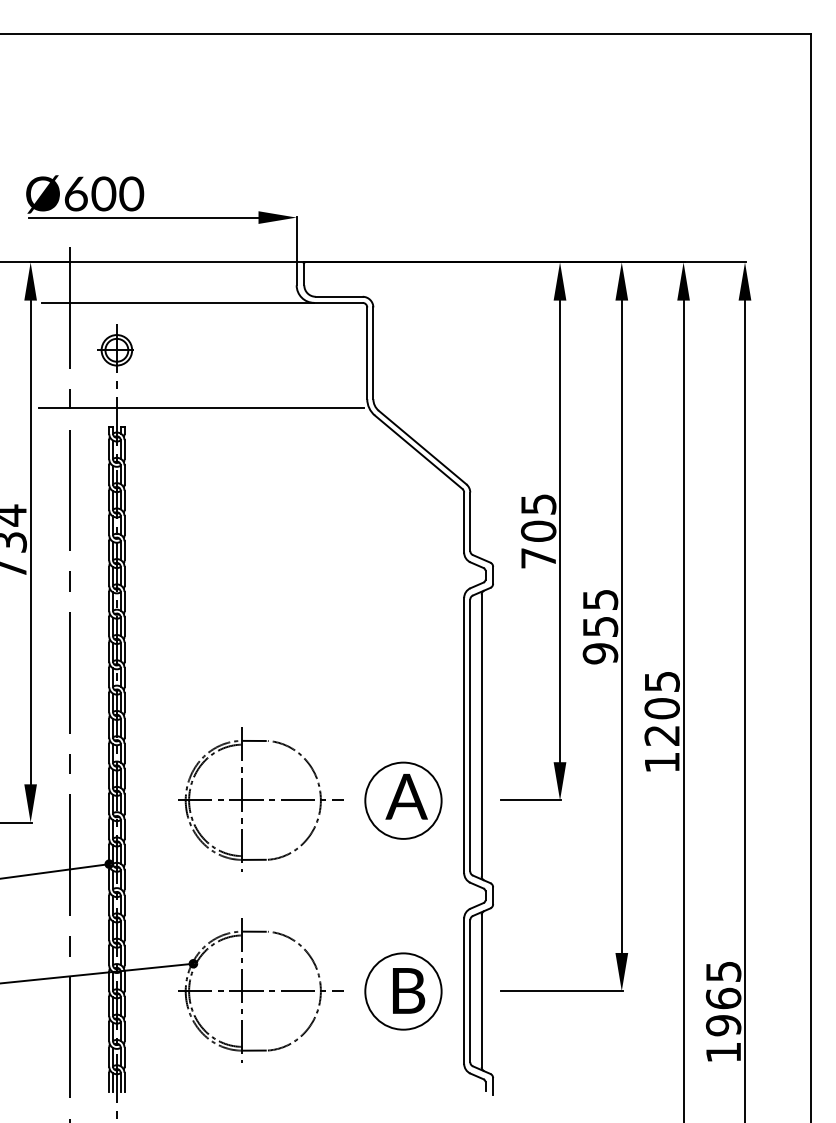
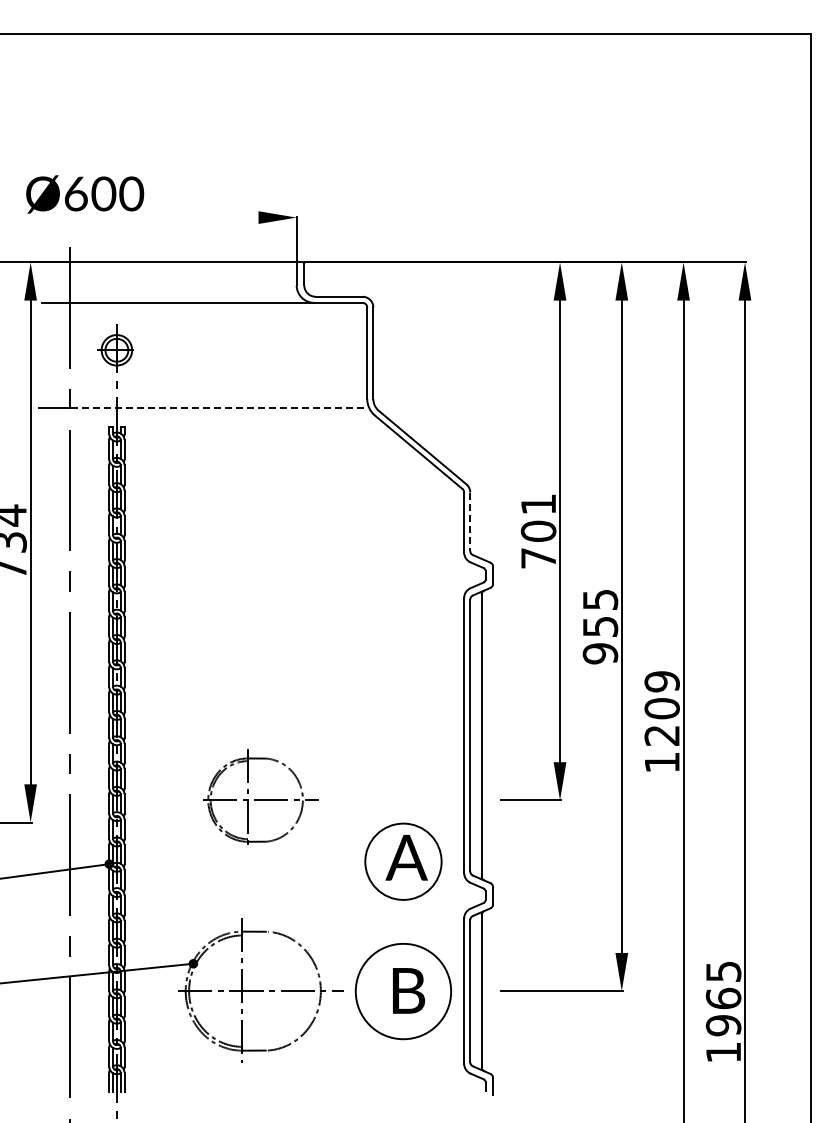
line: present -> none (143, 217)
line: solid -> dashed (216, 408)
text: 705 -> 701 (538, 504)
line: solid -> dashed (470, 522)
text: 1205 -> 1209 (661, 681)
part size: 166x145 px -> 116x96 px (260, 796)
part position: (403, 800) -> (403, 861) (403, 861)
circle diameter: 76 px -> 95 px (403, 991)
